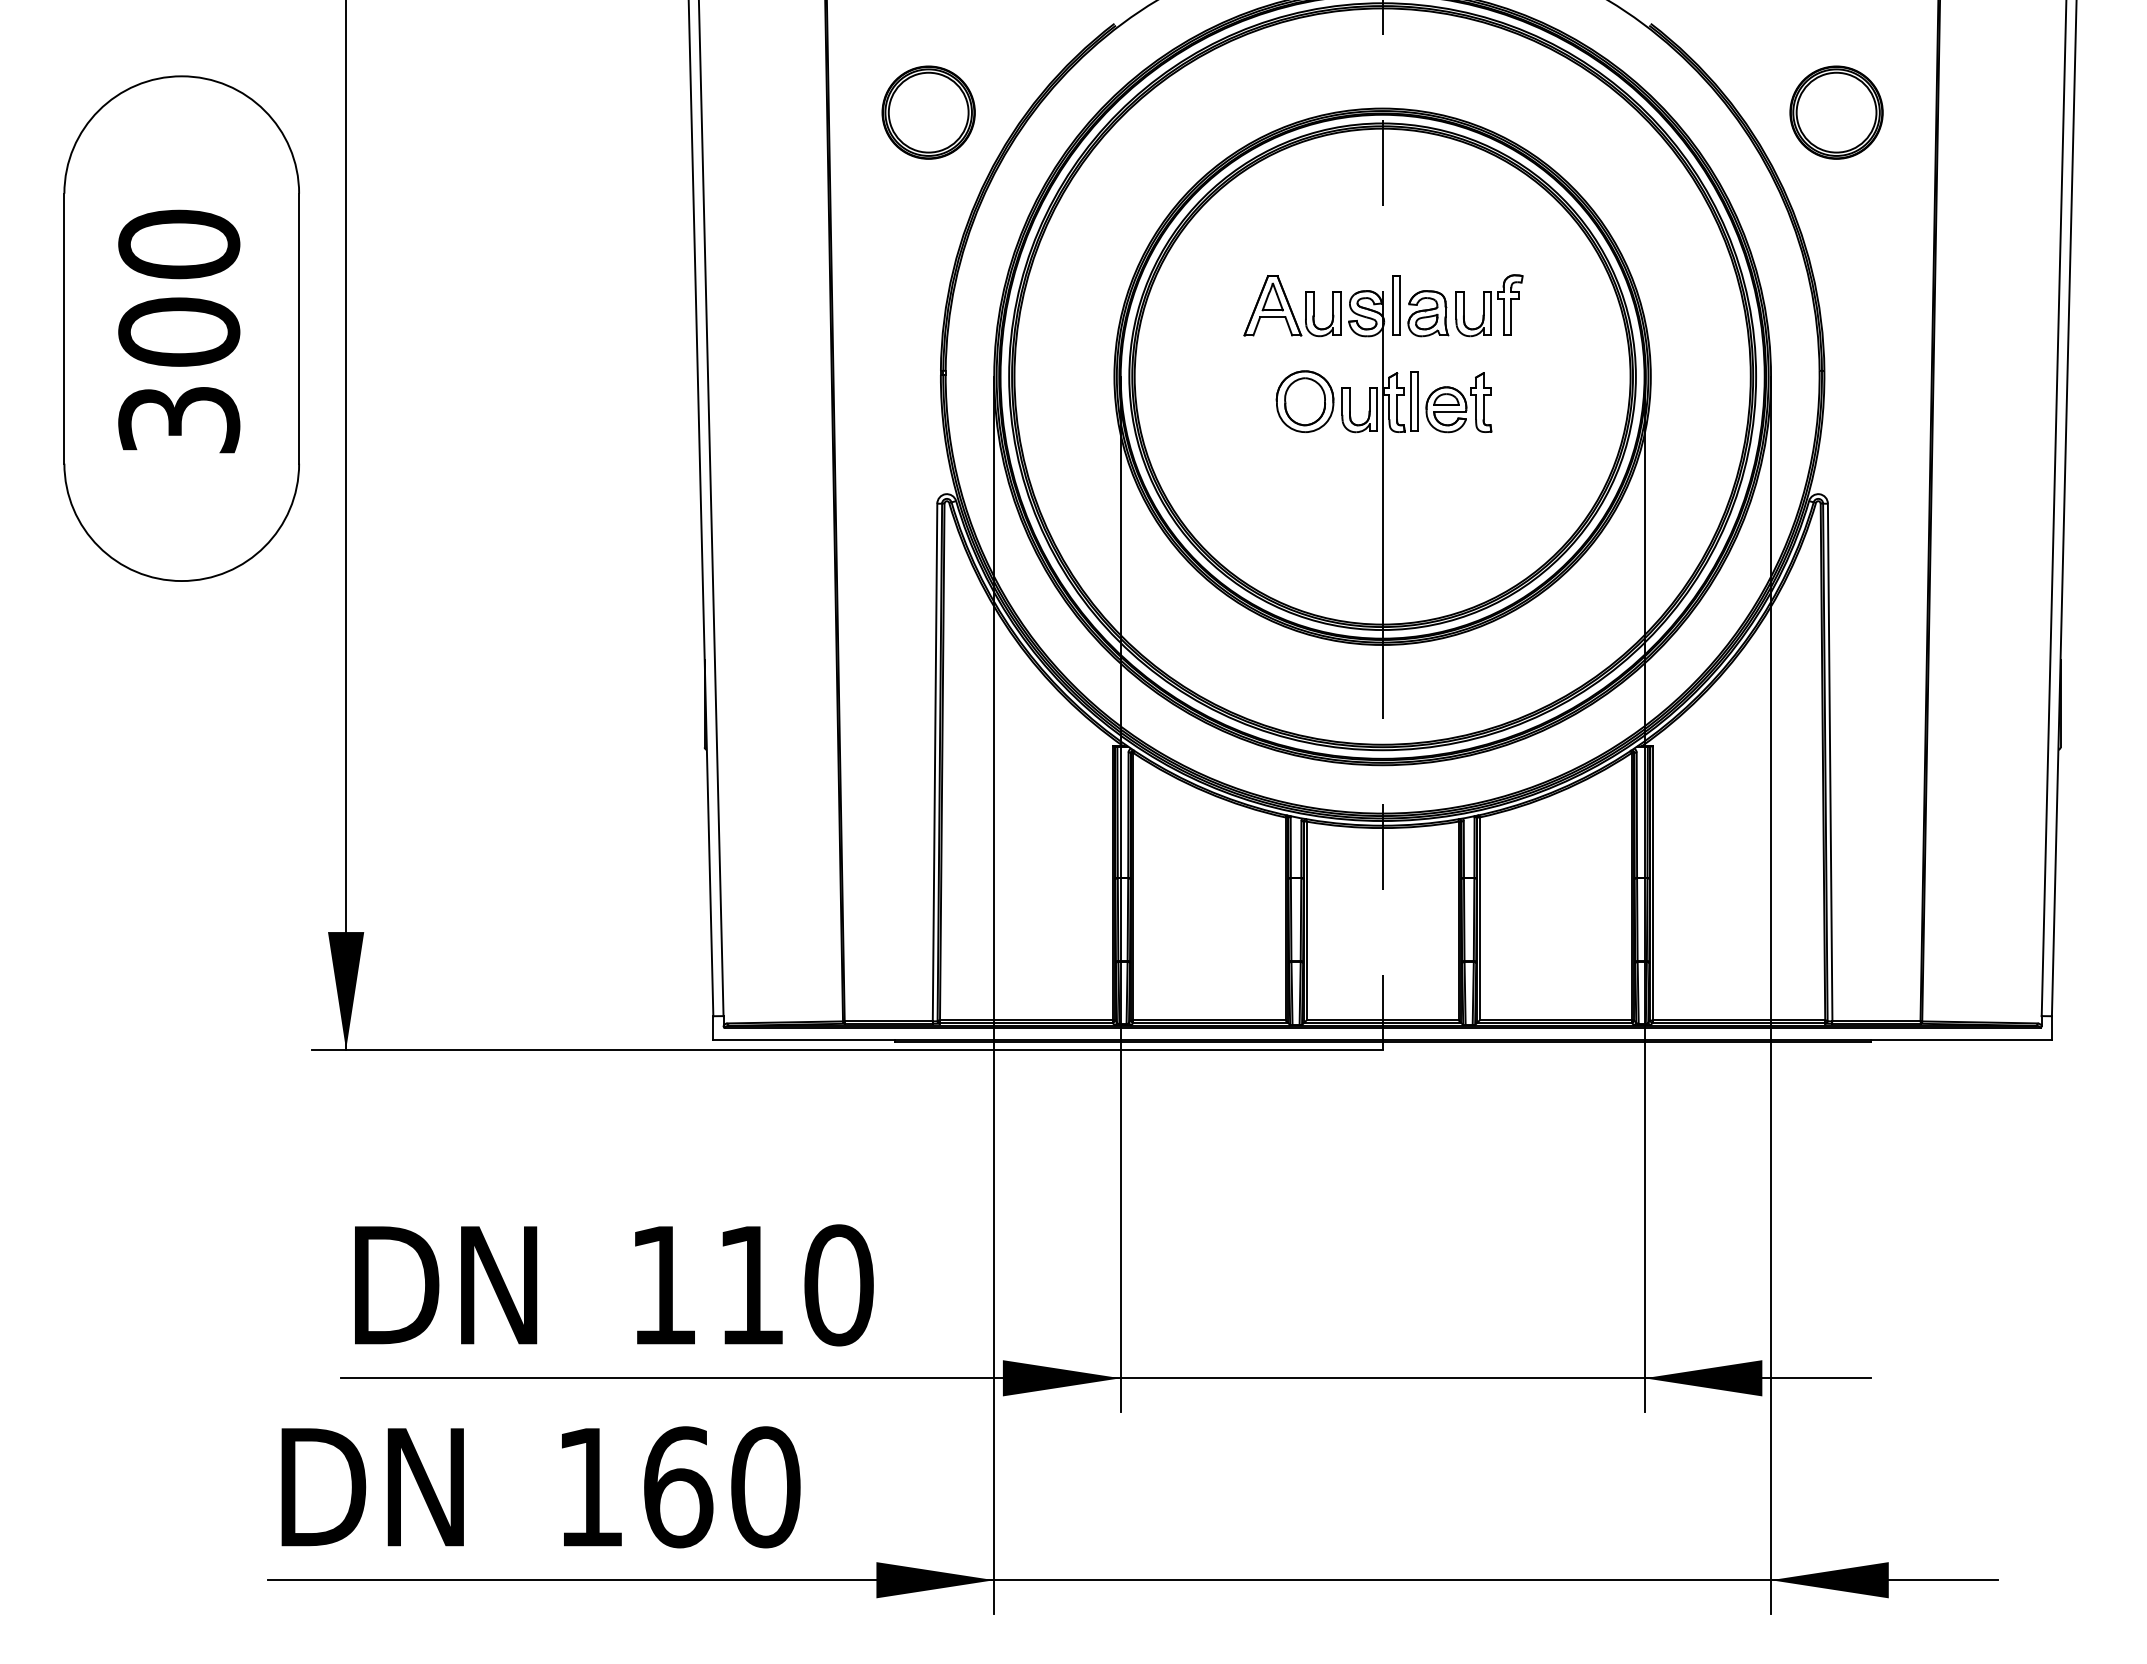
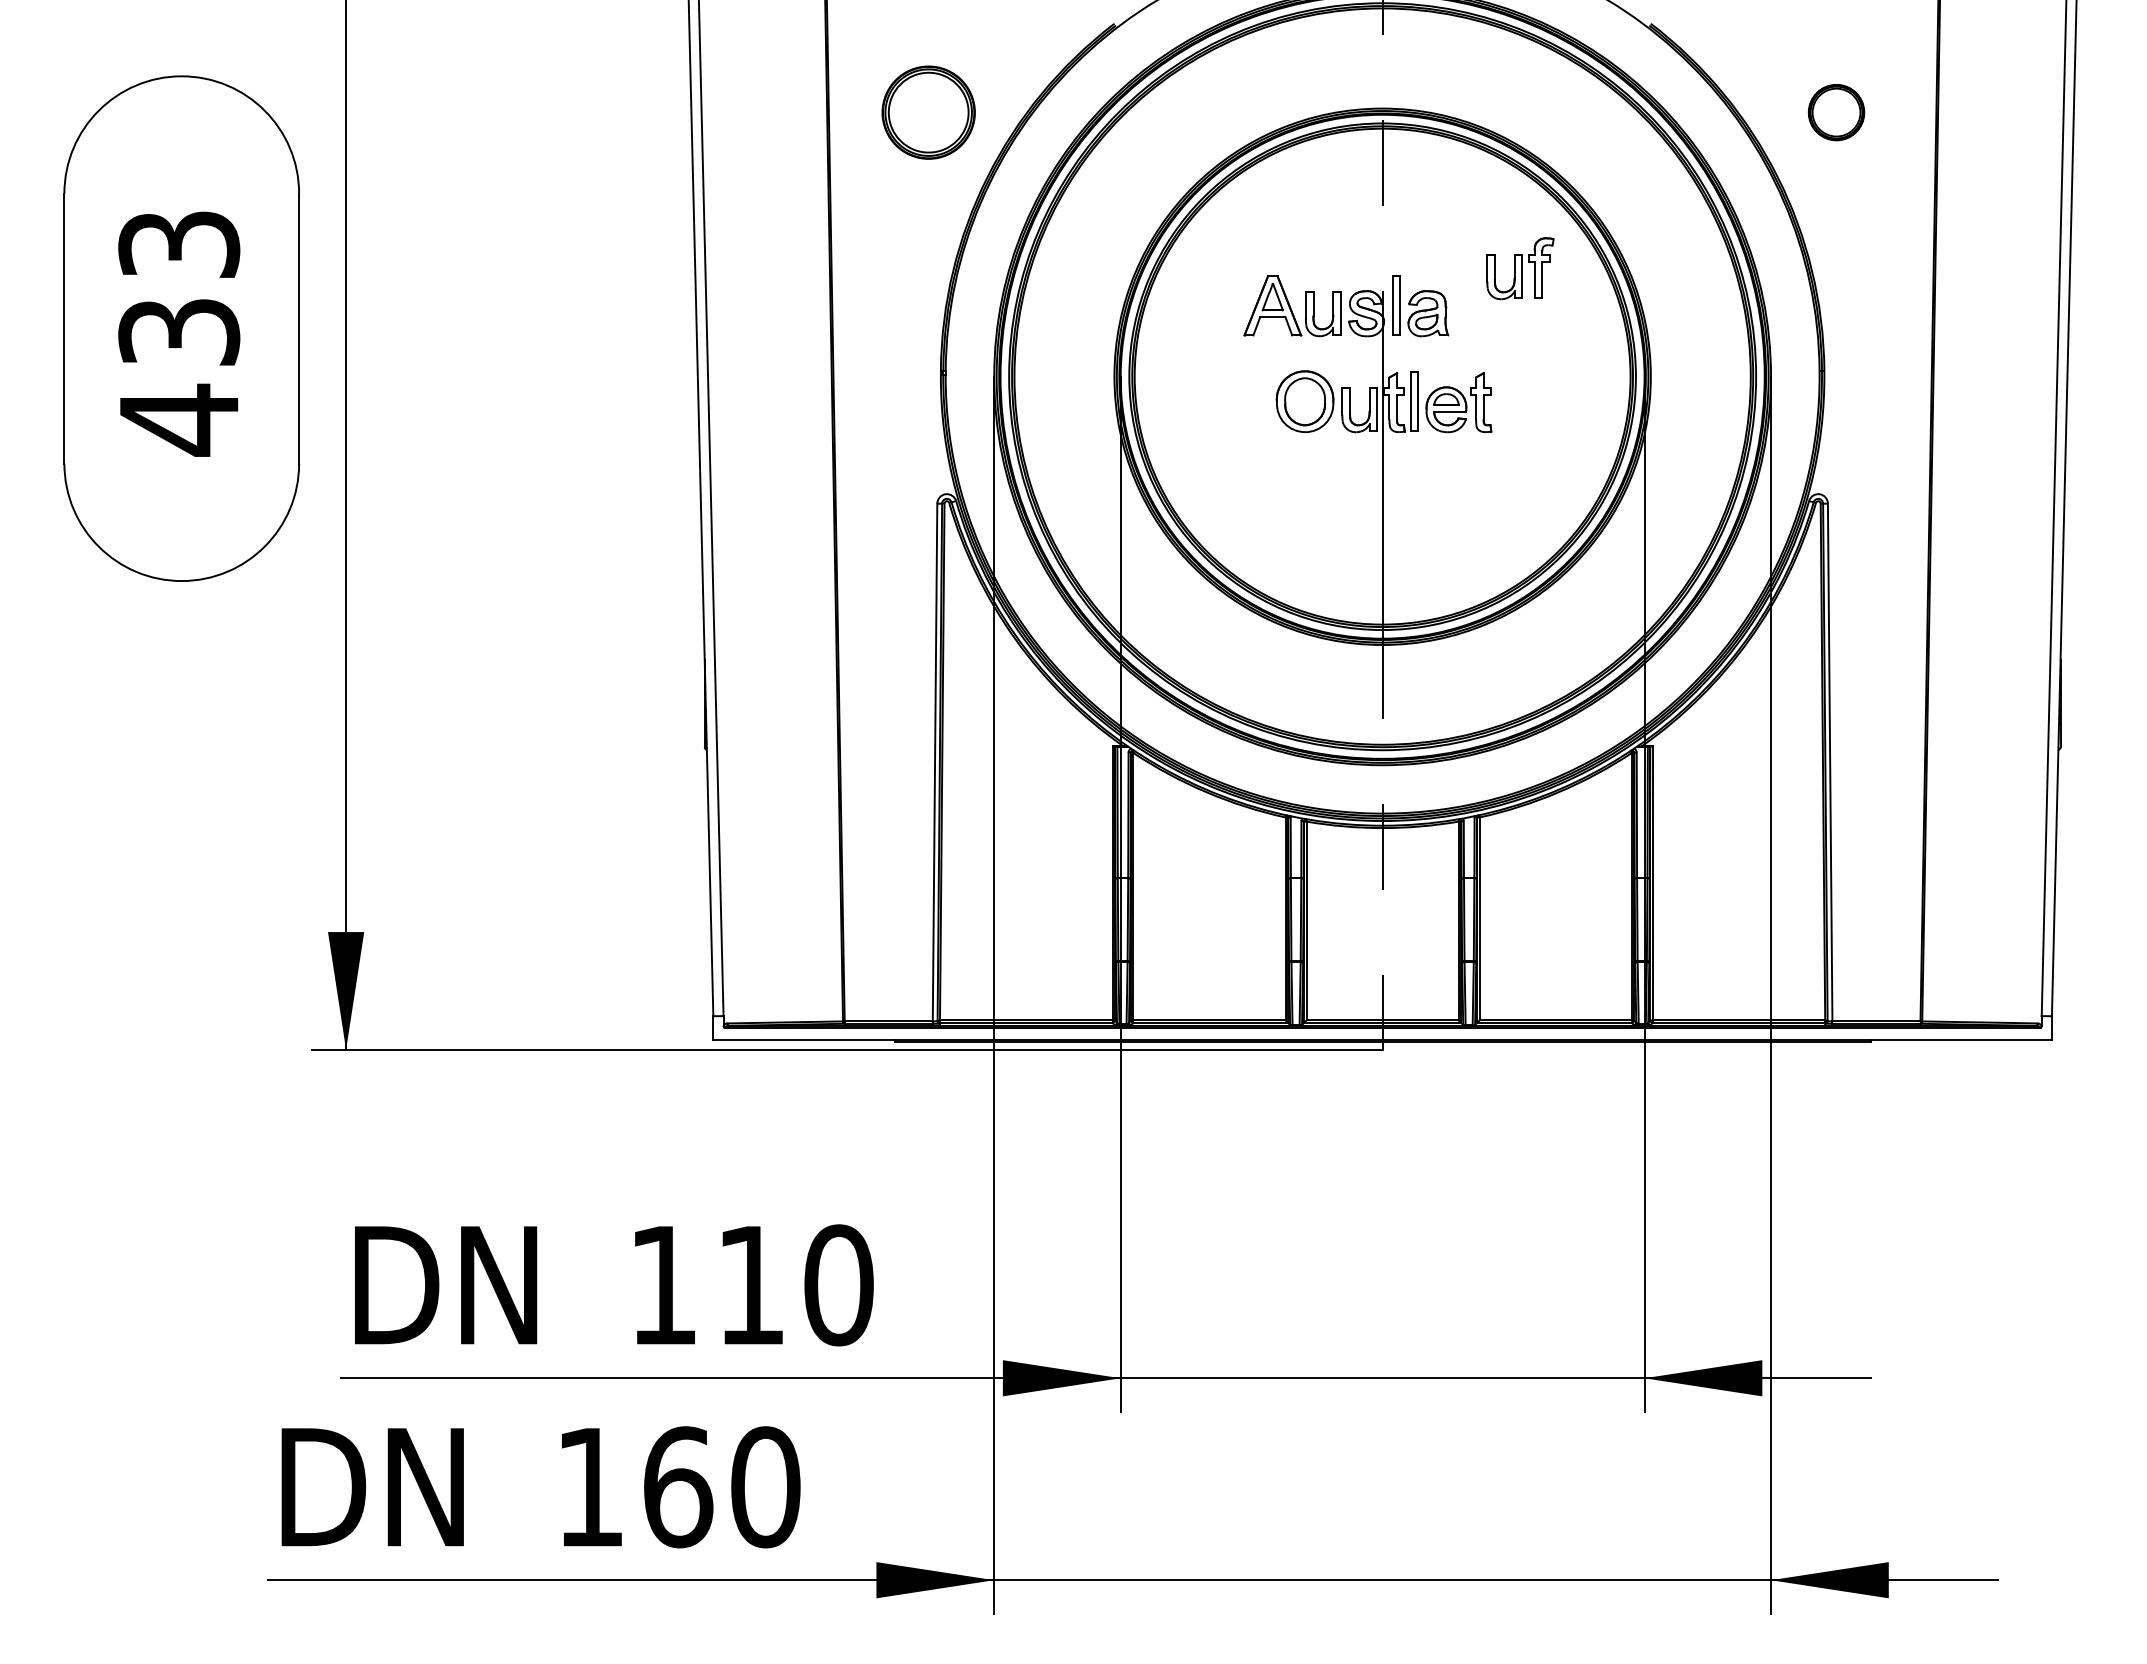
part size: 95x95 px -> 59x58 px (1836, 112)
part position: (1489, 305) -> (1520, 268) (1520, 268)
text: 300 -> 433 (179, 332)
